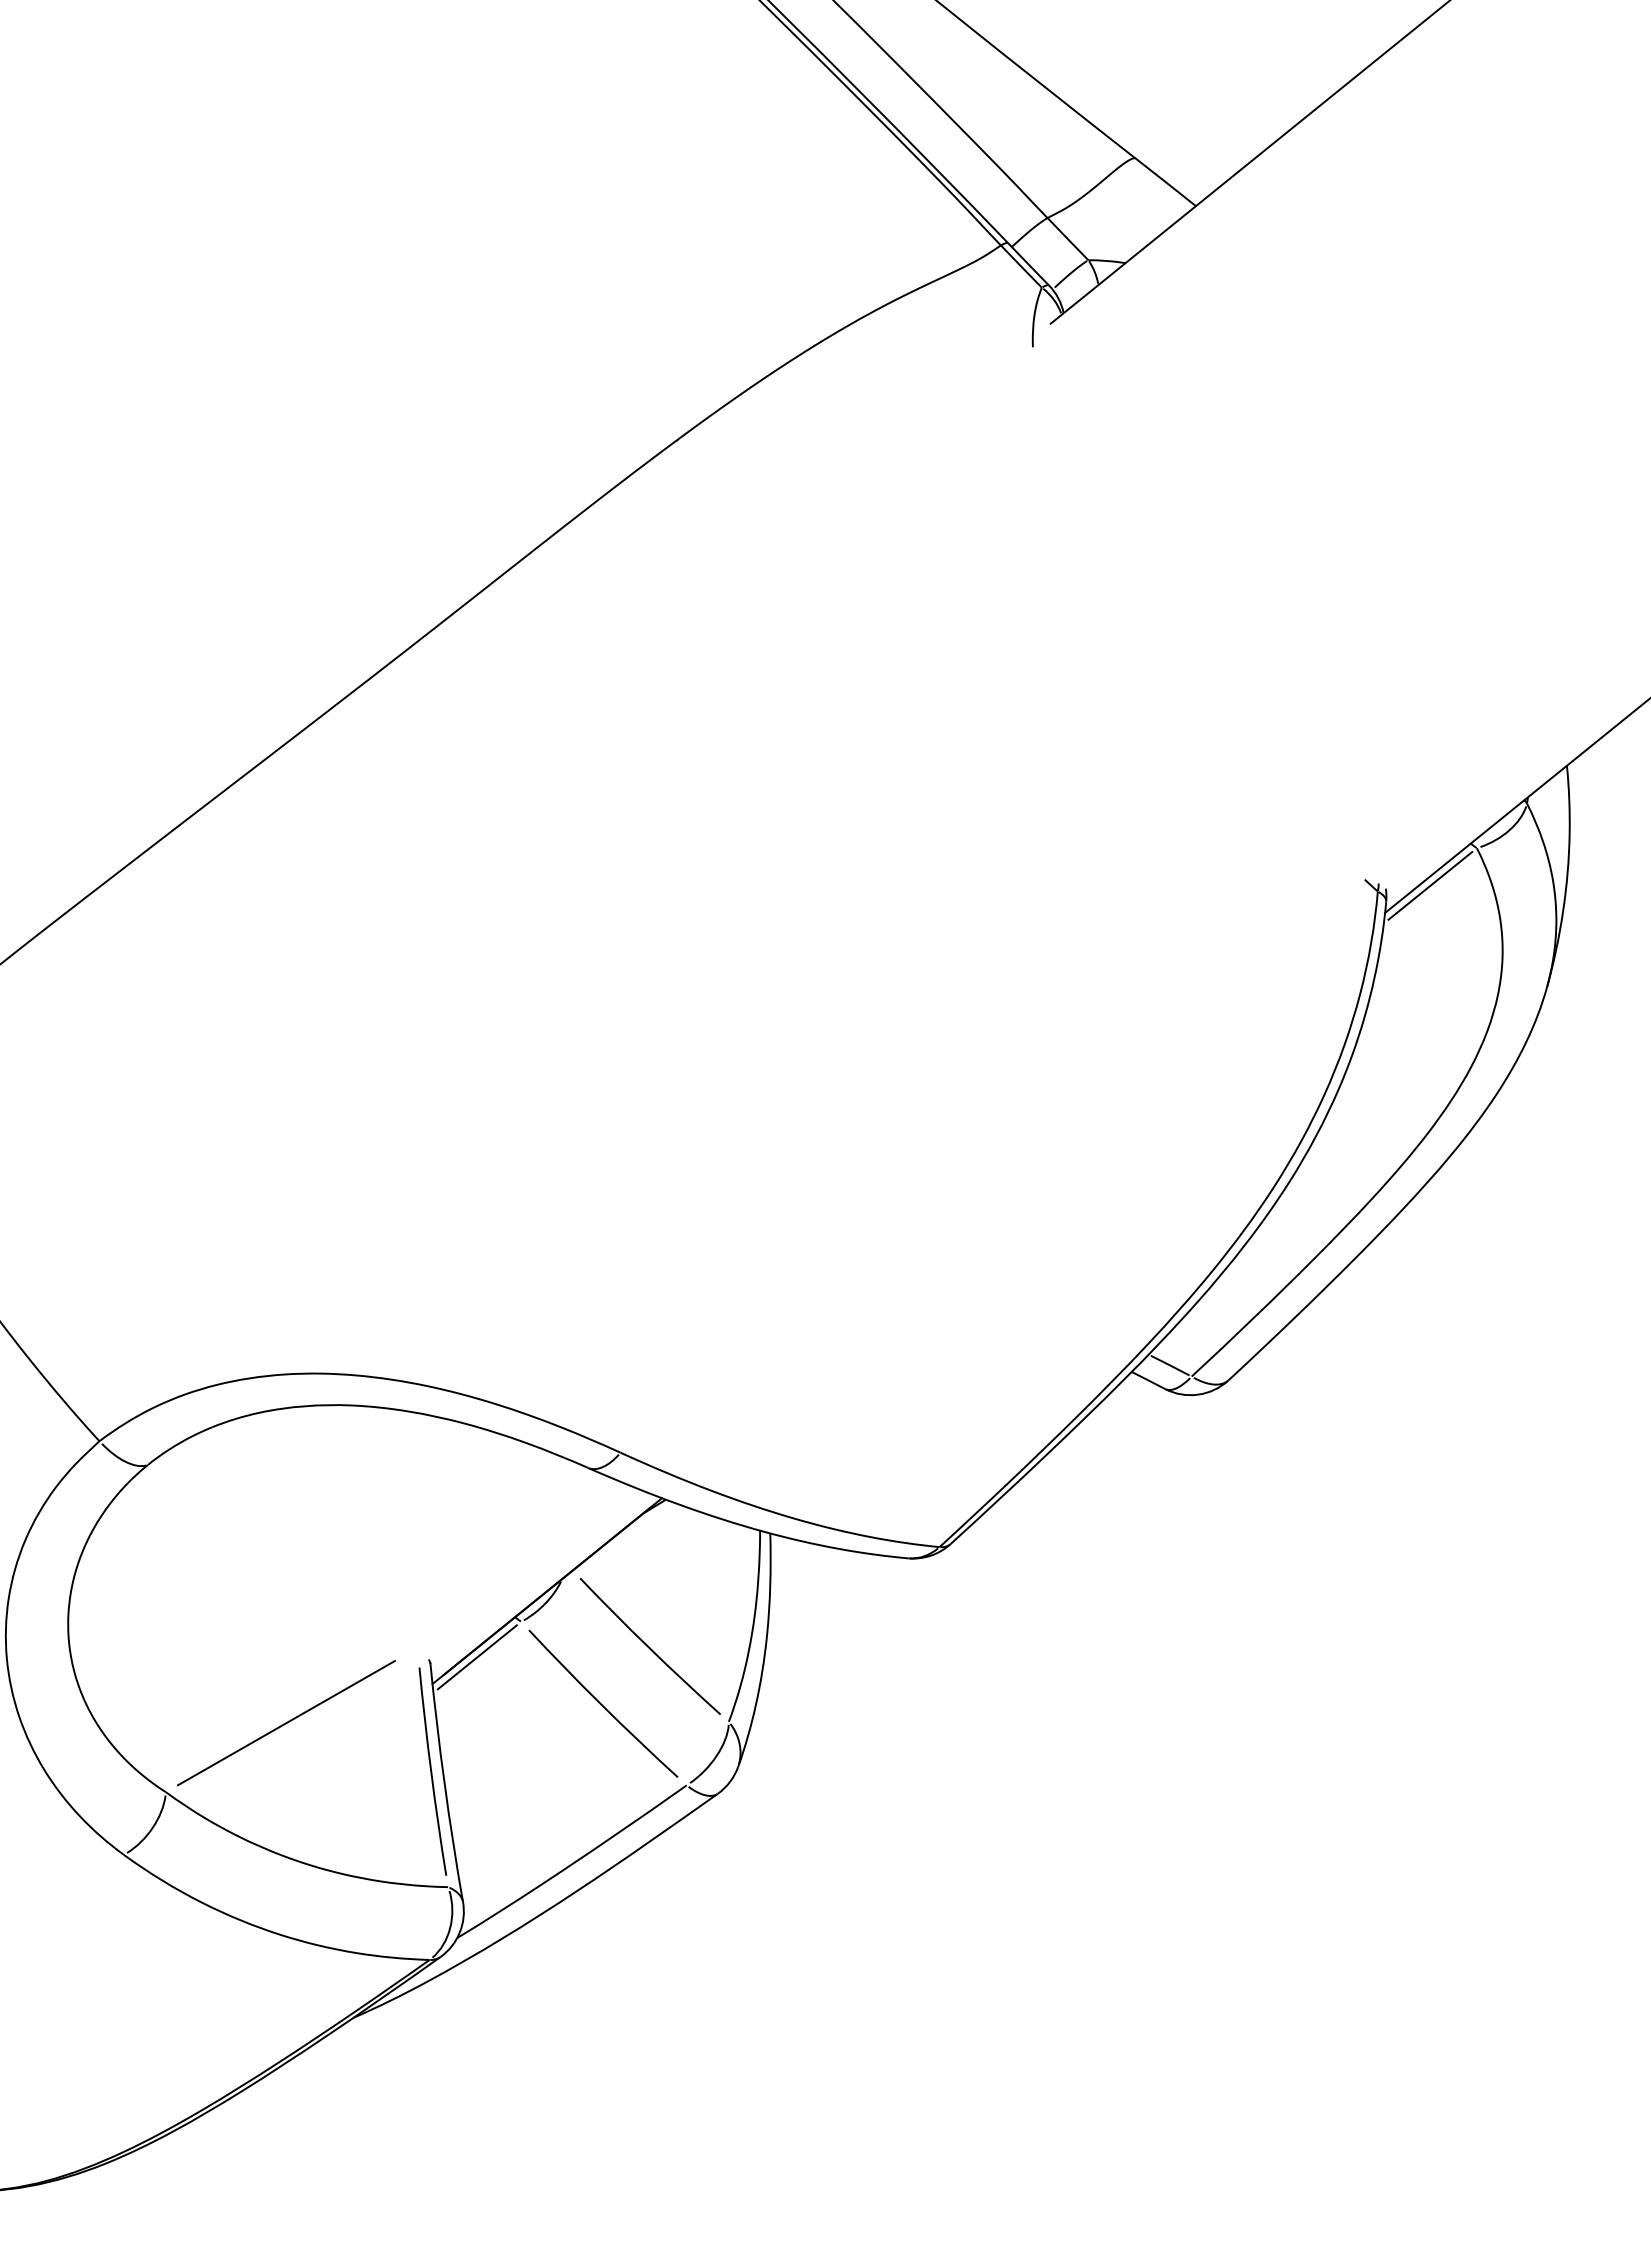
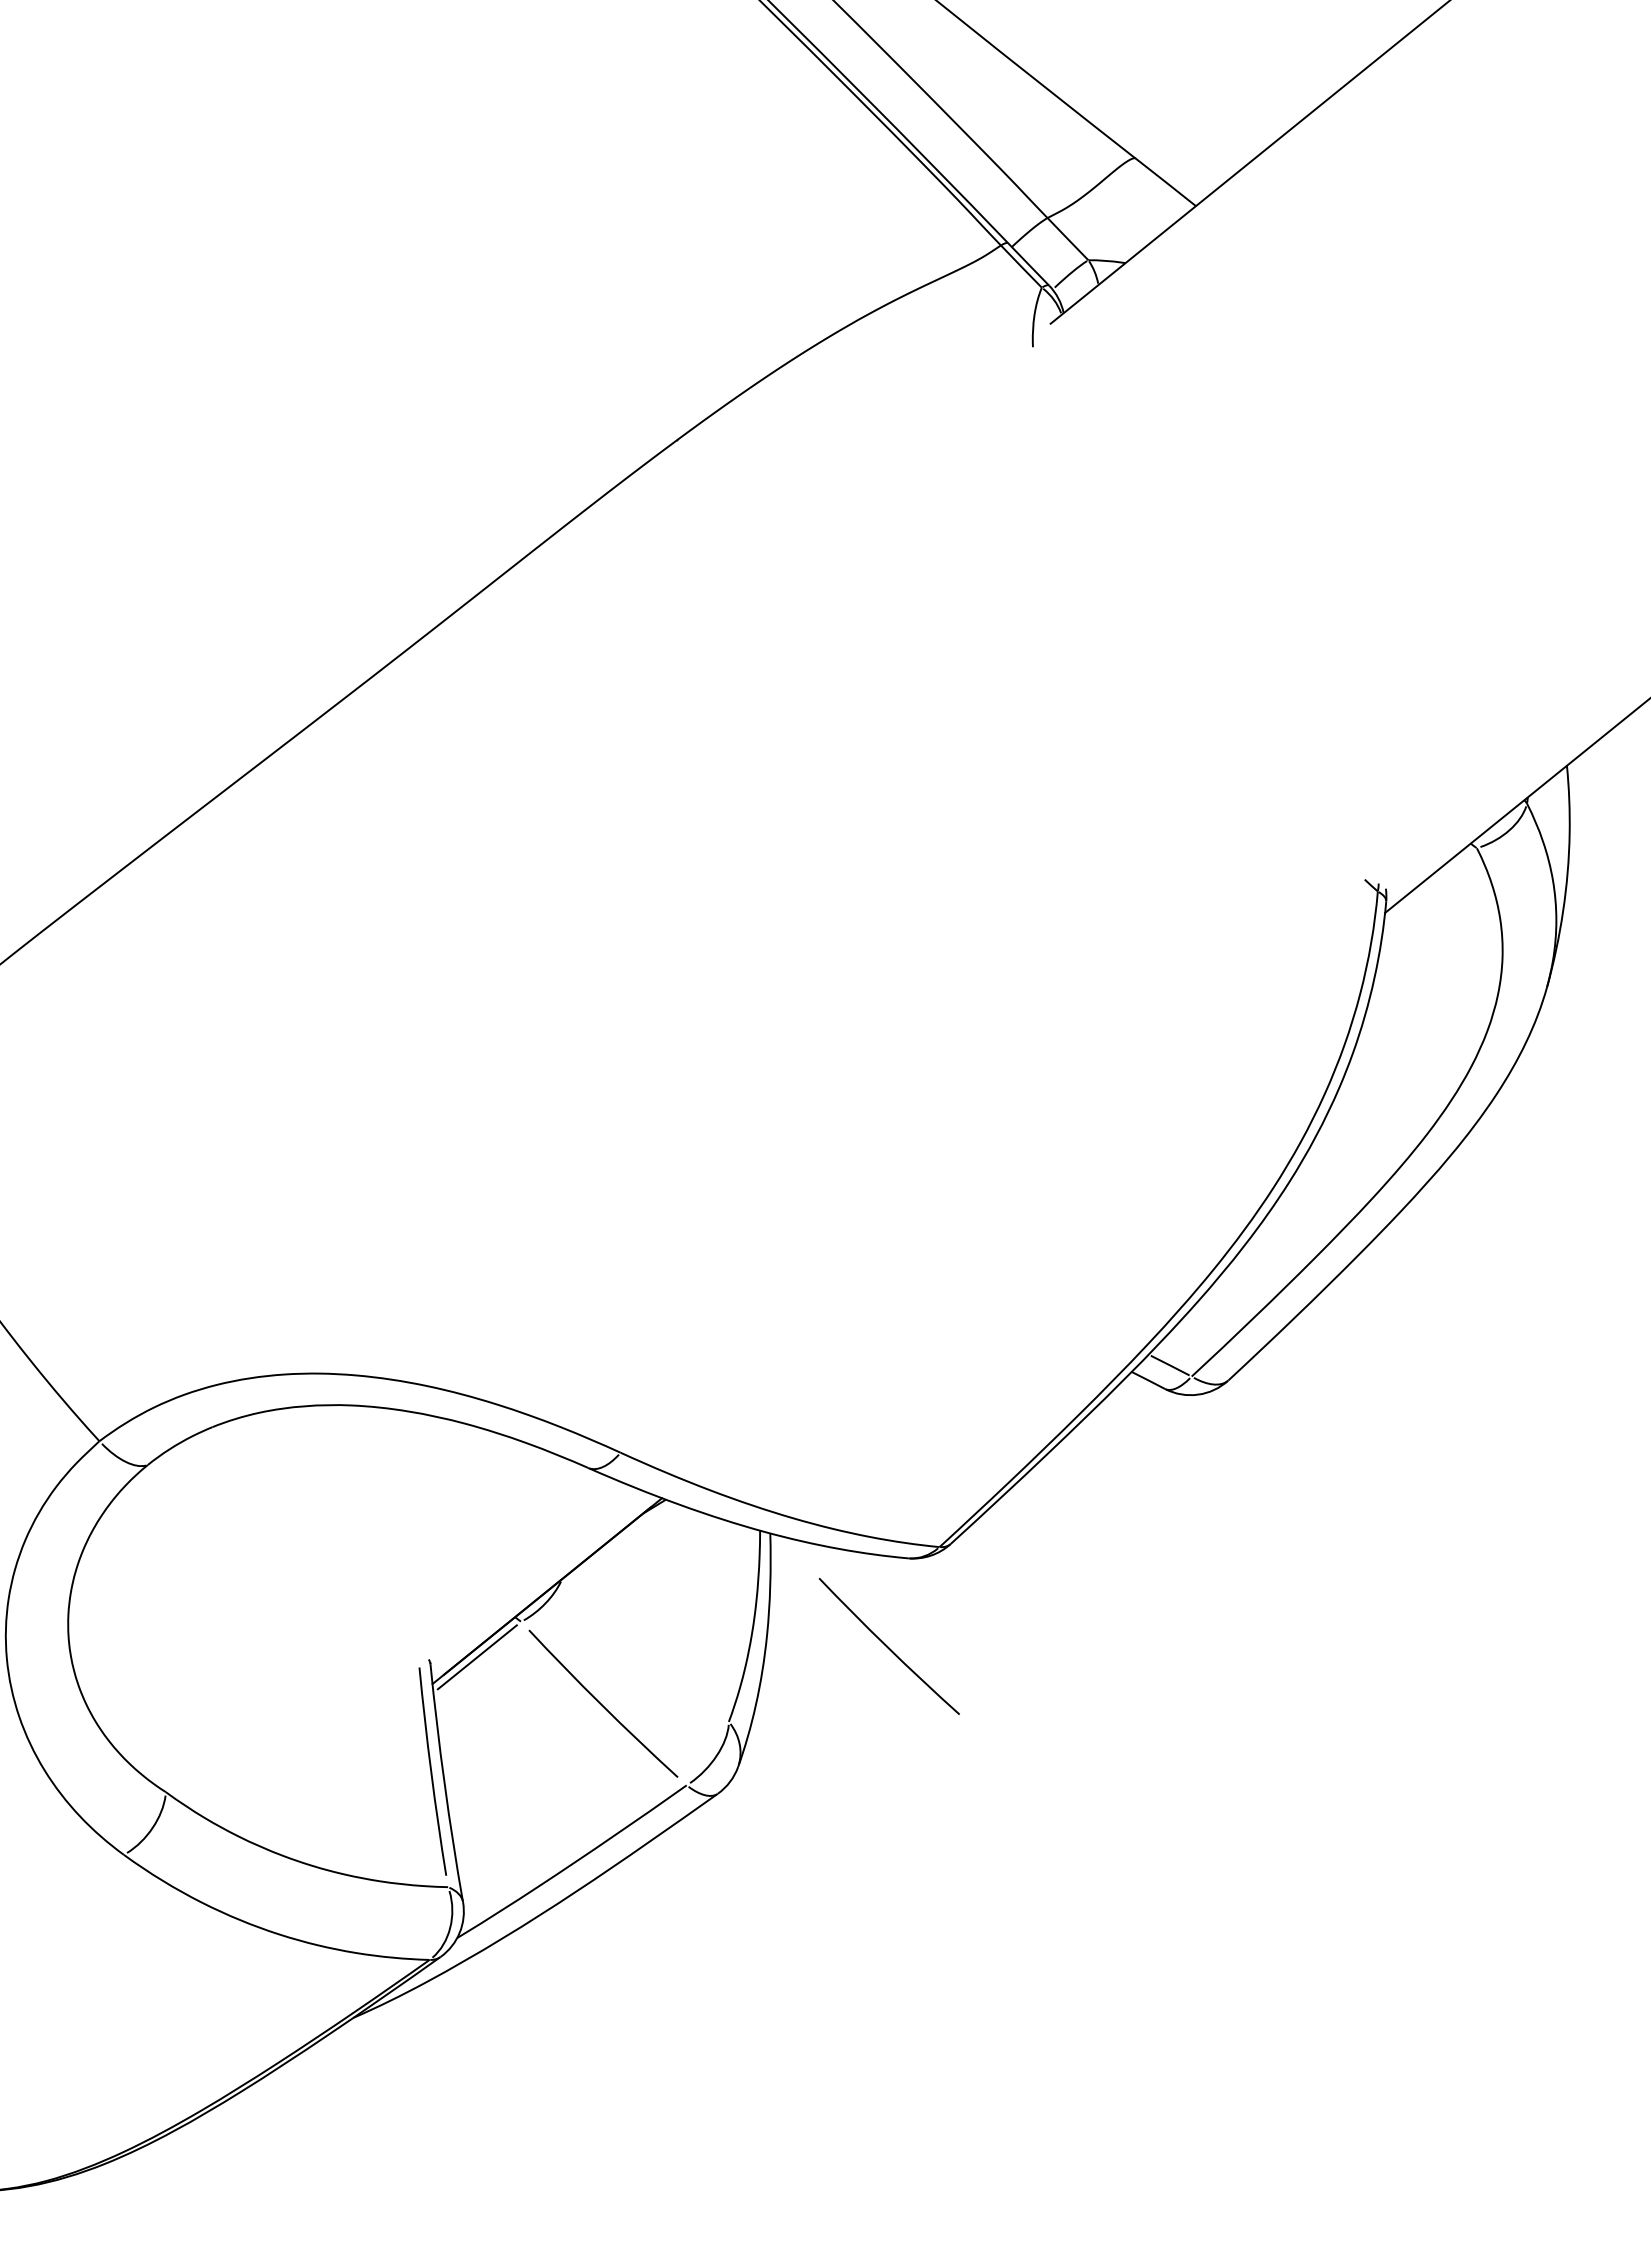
line: present -> none (1430, 885)
curve position: (649, 1646) -> (888, 1646) (888, 1646)
line: present -> none (285, 1722)
